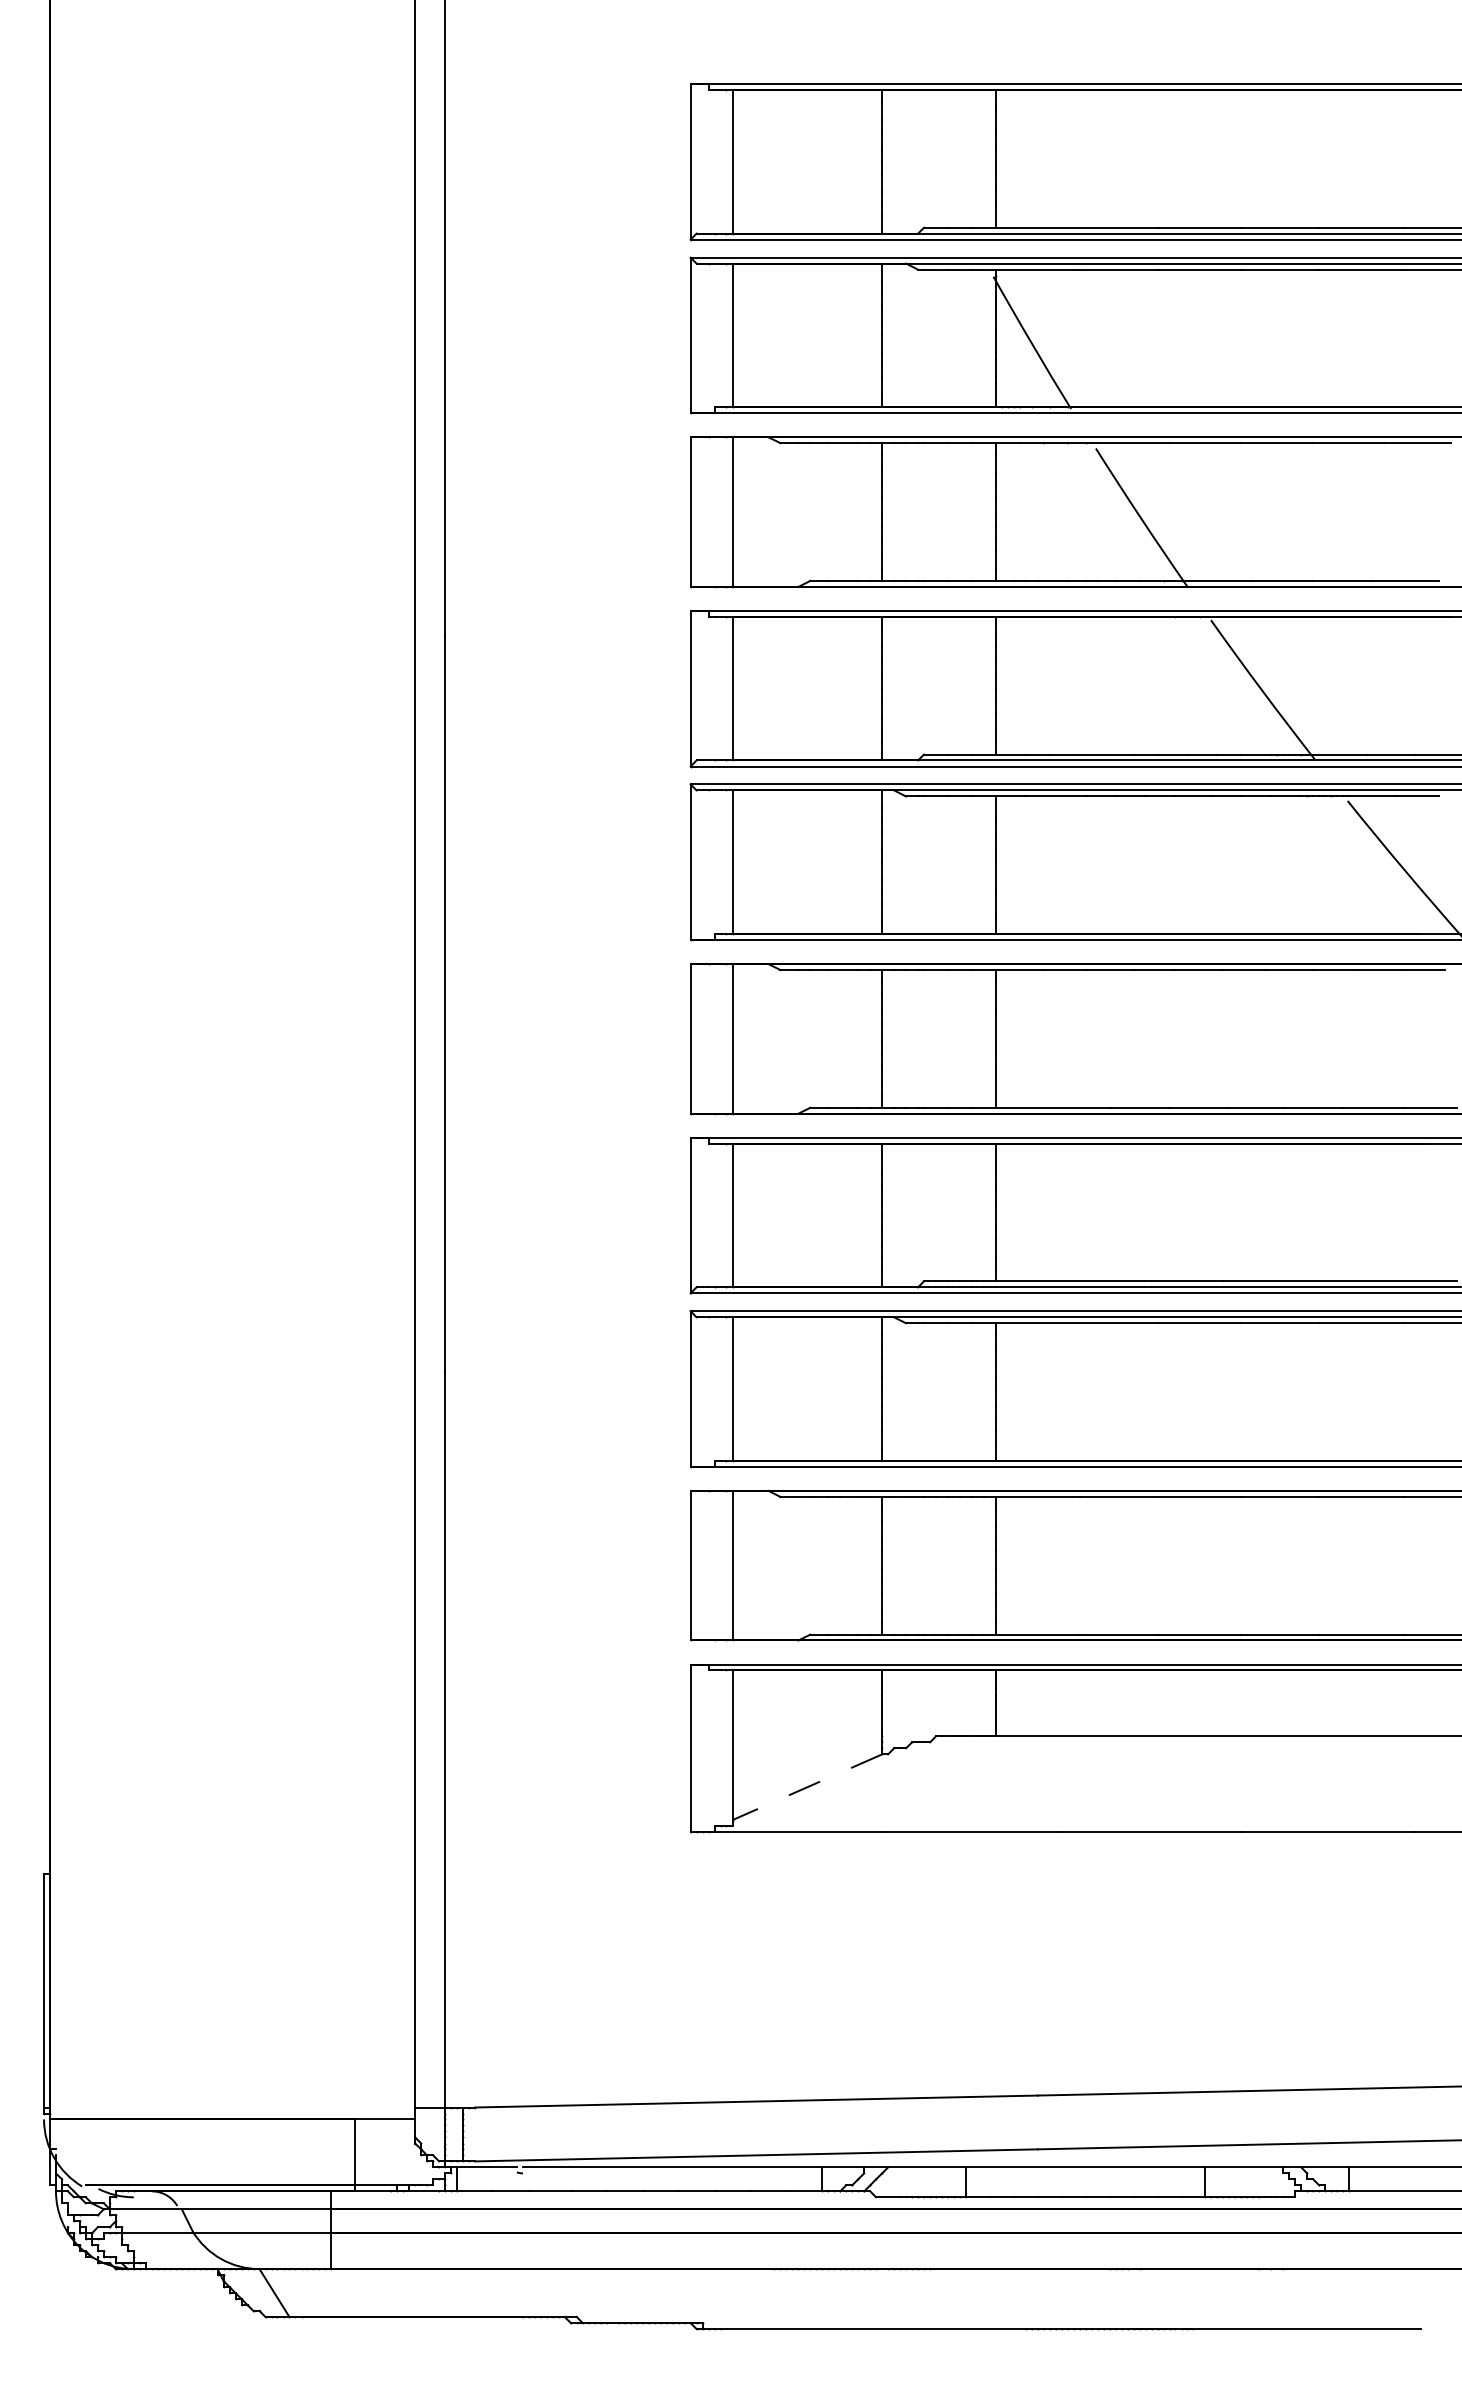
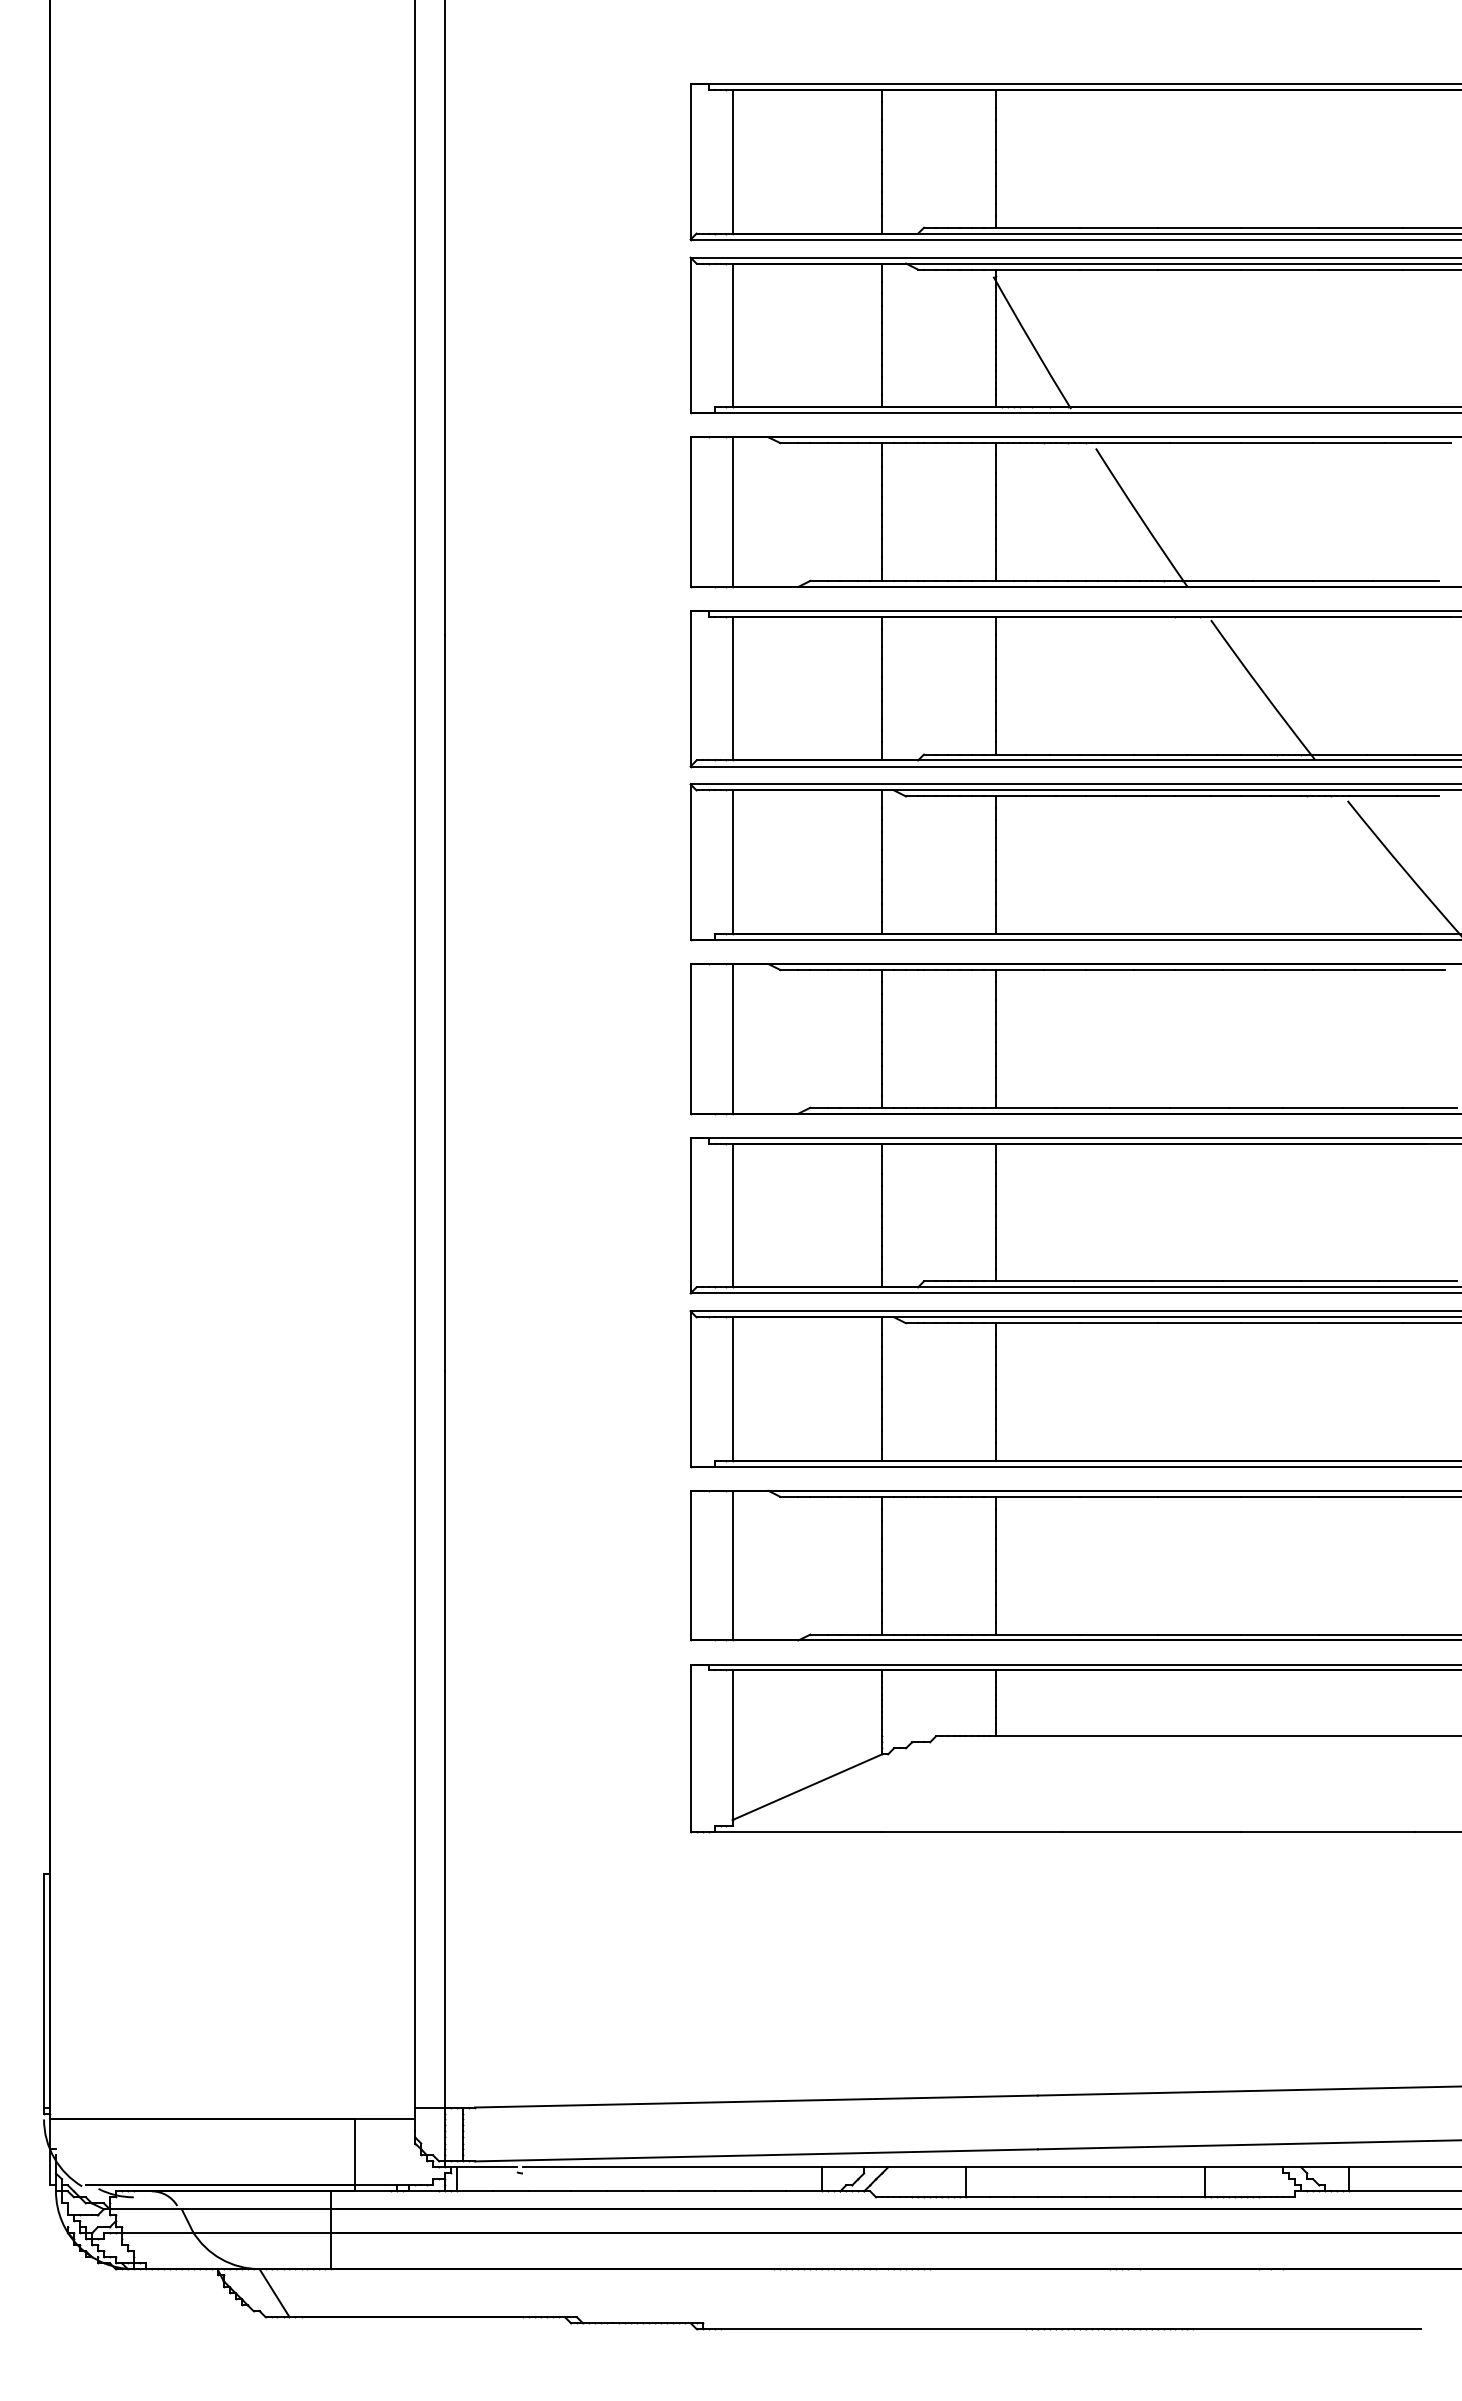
line: dashed -> solid (807, 1787)
